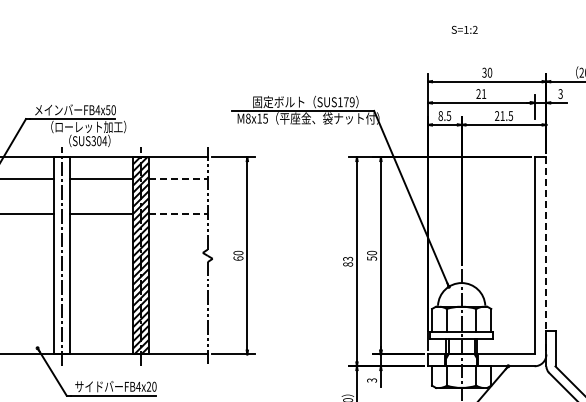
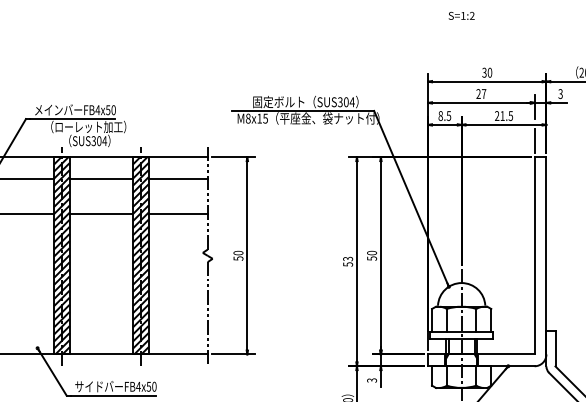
text position: (464, 29) -> (461, 15) (461, 15)
text: 21 -> 27 (483, 93)
text: SUS179 -> SUS304 (346, 102)
line: none -> present (534, 140)
line: dashed -> solid (178, 178)
line: dashed -> solid (178, 214)
hatch: none -> present (61, 255)
line: dashed -> solid (546, 255)
text: 60 -> 50 (238, 258)
text: 83 -> 53 (347, 264)
text: FB4x20 -> FB4x50 (148, 386)
